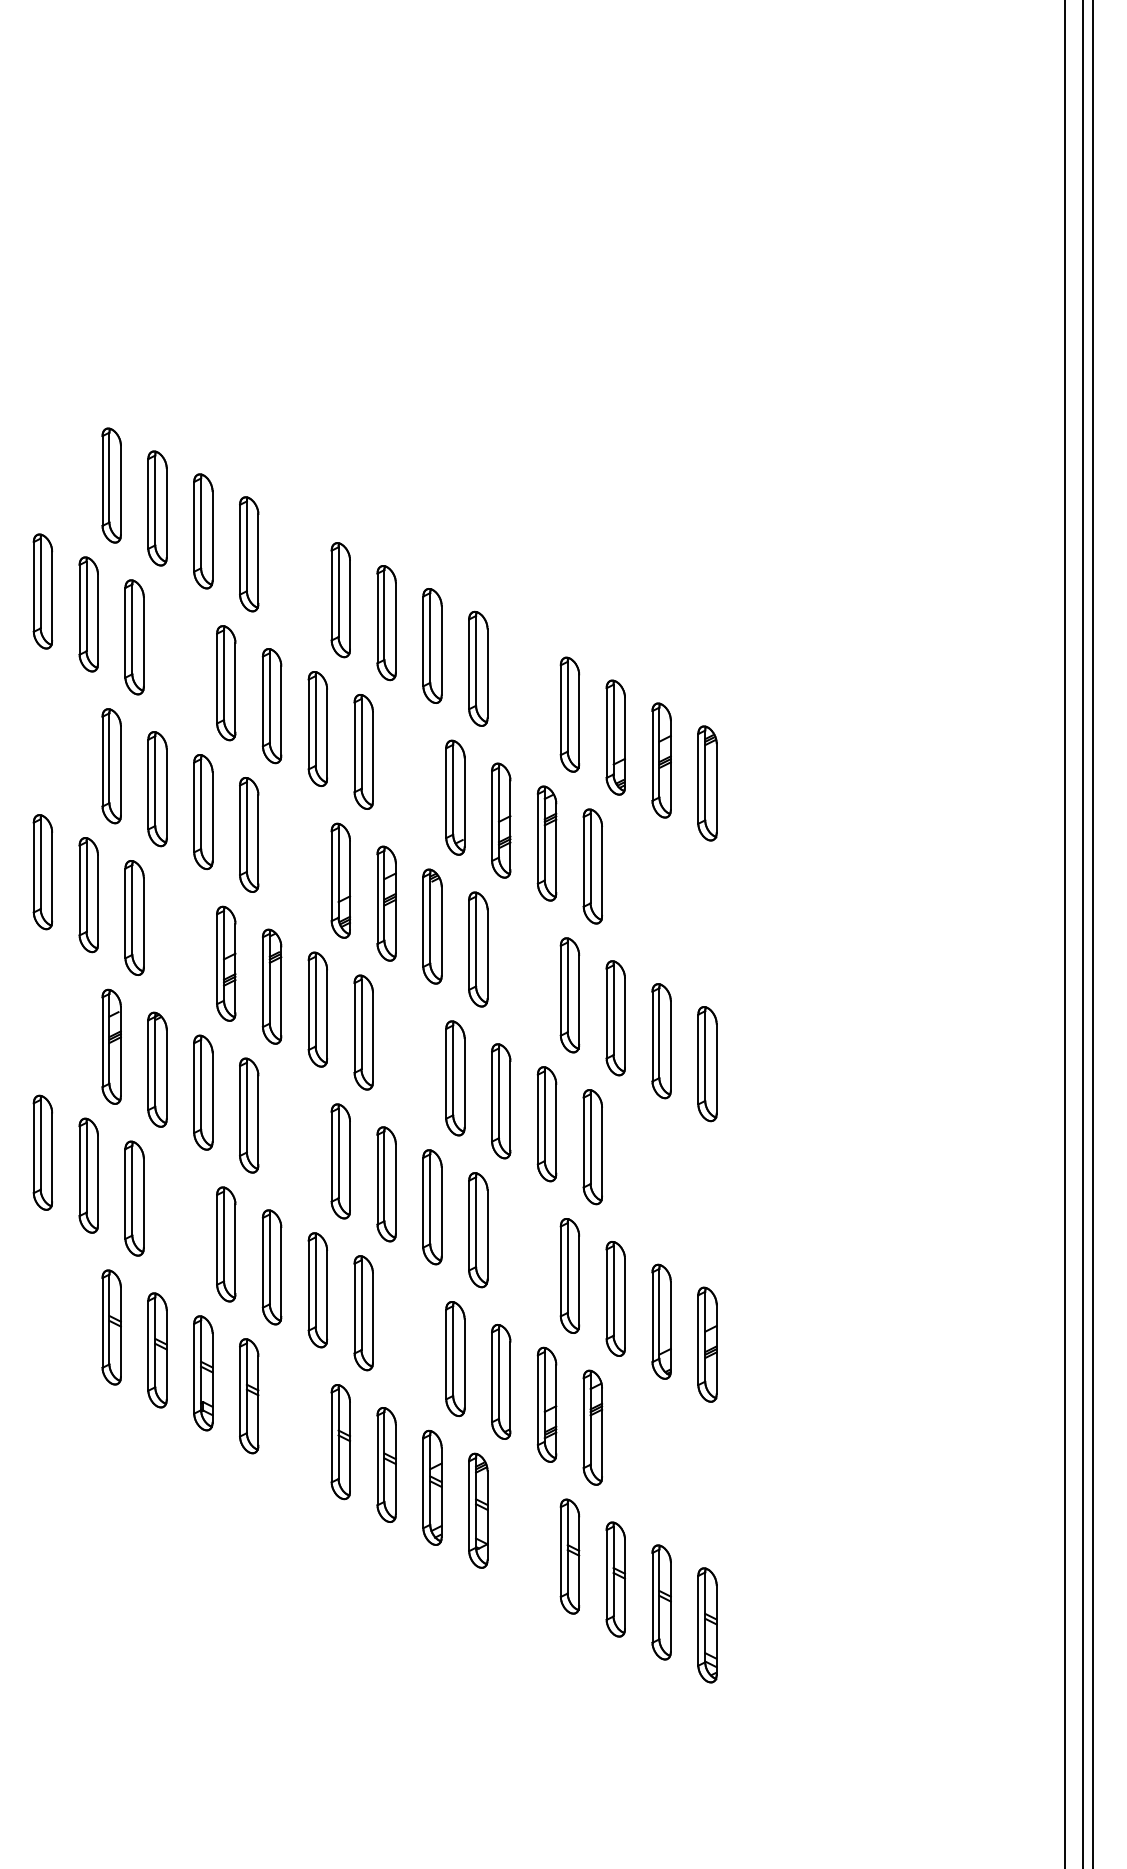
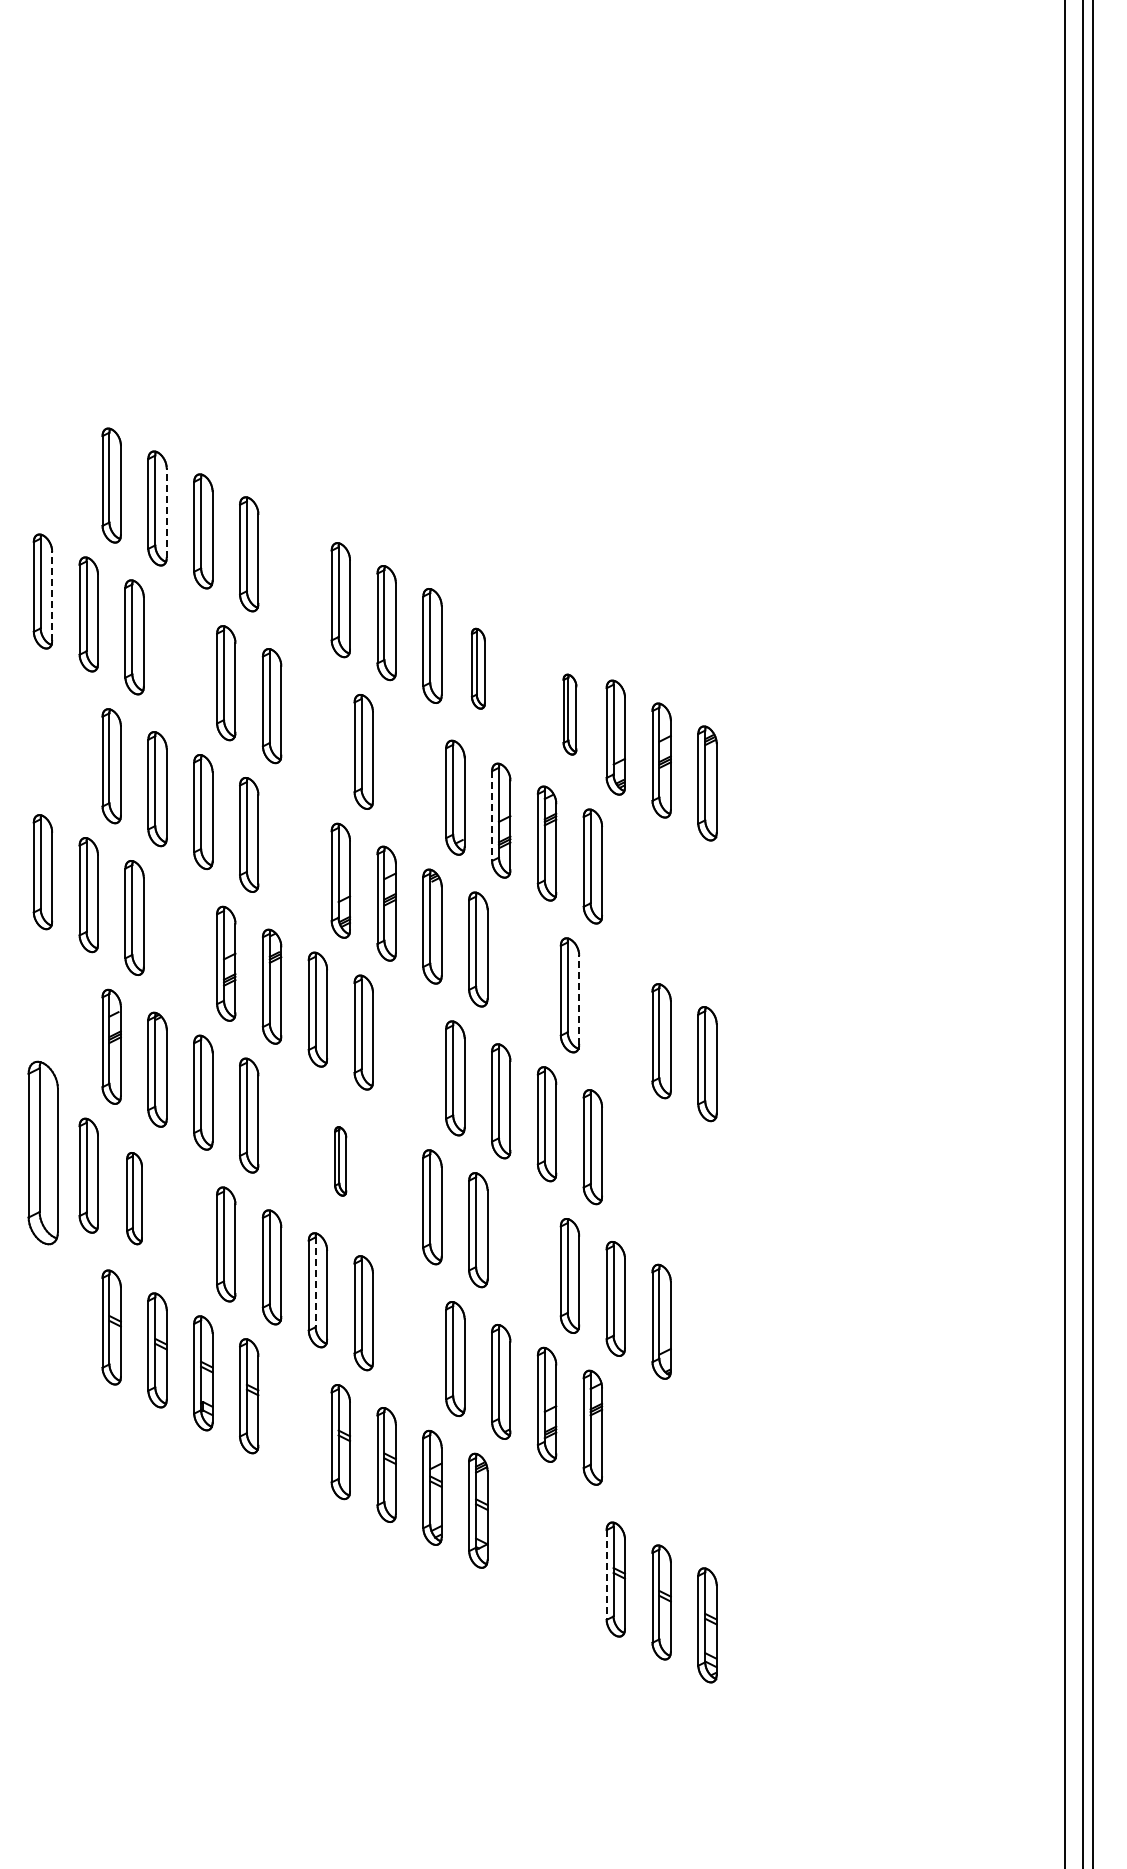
line: solid -> dashed (166, 513)
line: solid -> dashed (52, 596)
part size: 21x117 px -> 16x83 px (477, 668)
part size: 22x117 px -> 16x83 px (569, 714)
part: present -> none (317, 728)
line: solid -> dashed (492, 816)
line: solid -> dashed (579, 999)
part: present -> none (615, 1018)
part size: 21x117 px -> 32x186 px (42, 1152)
part size: 21x117 px -> 14x71 px (340, 1161)
part: present -> none (386, 1184)
part size: 21x117 px -> 17x94 px (134, 1198)
line: solid -> dashed (315, 1282)
part: present -> none (707, 1344)
part: present -> none (569, 1556)
line: solid -> dashed (606, 1575)
